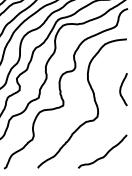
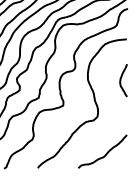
curve position: (121, 89) -> (121, 80) (121, 80)
